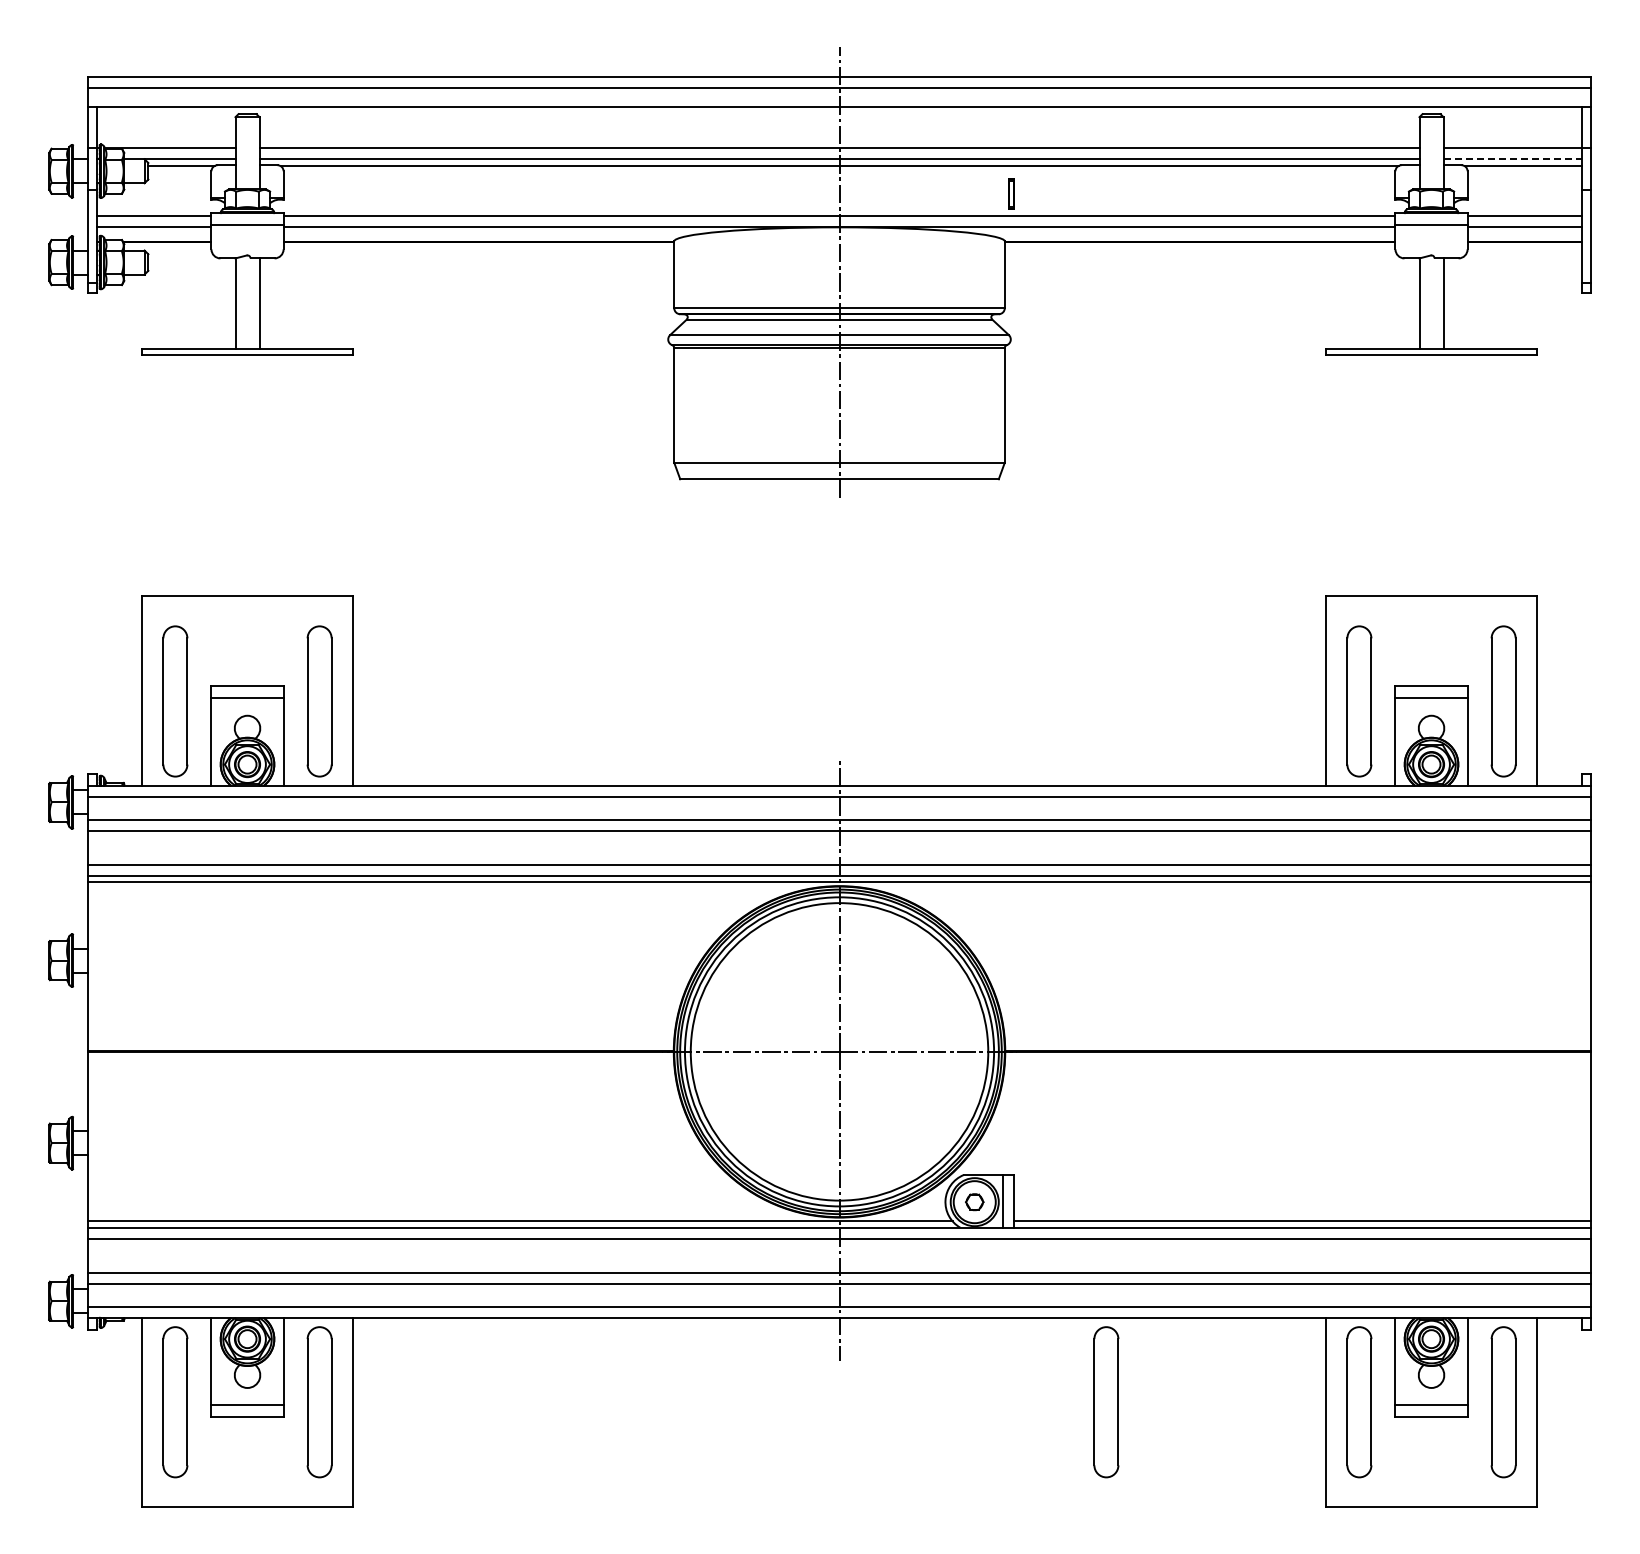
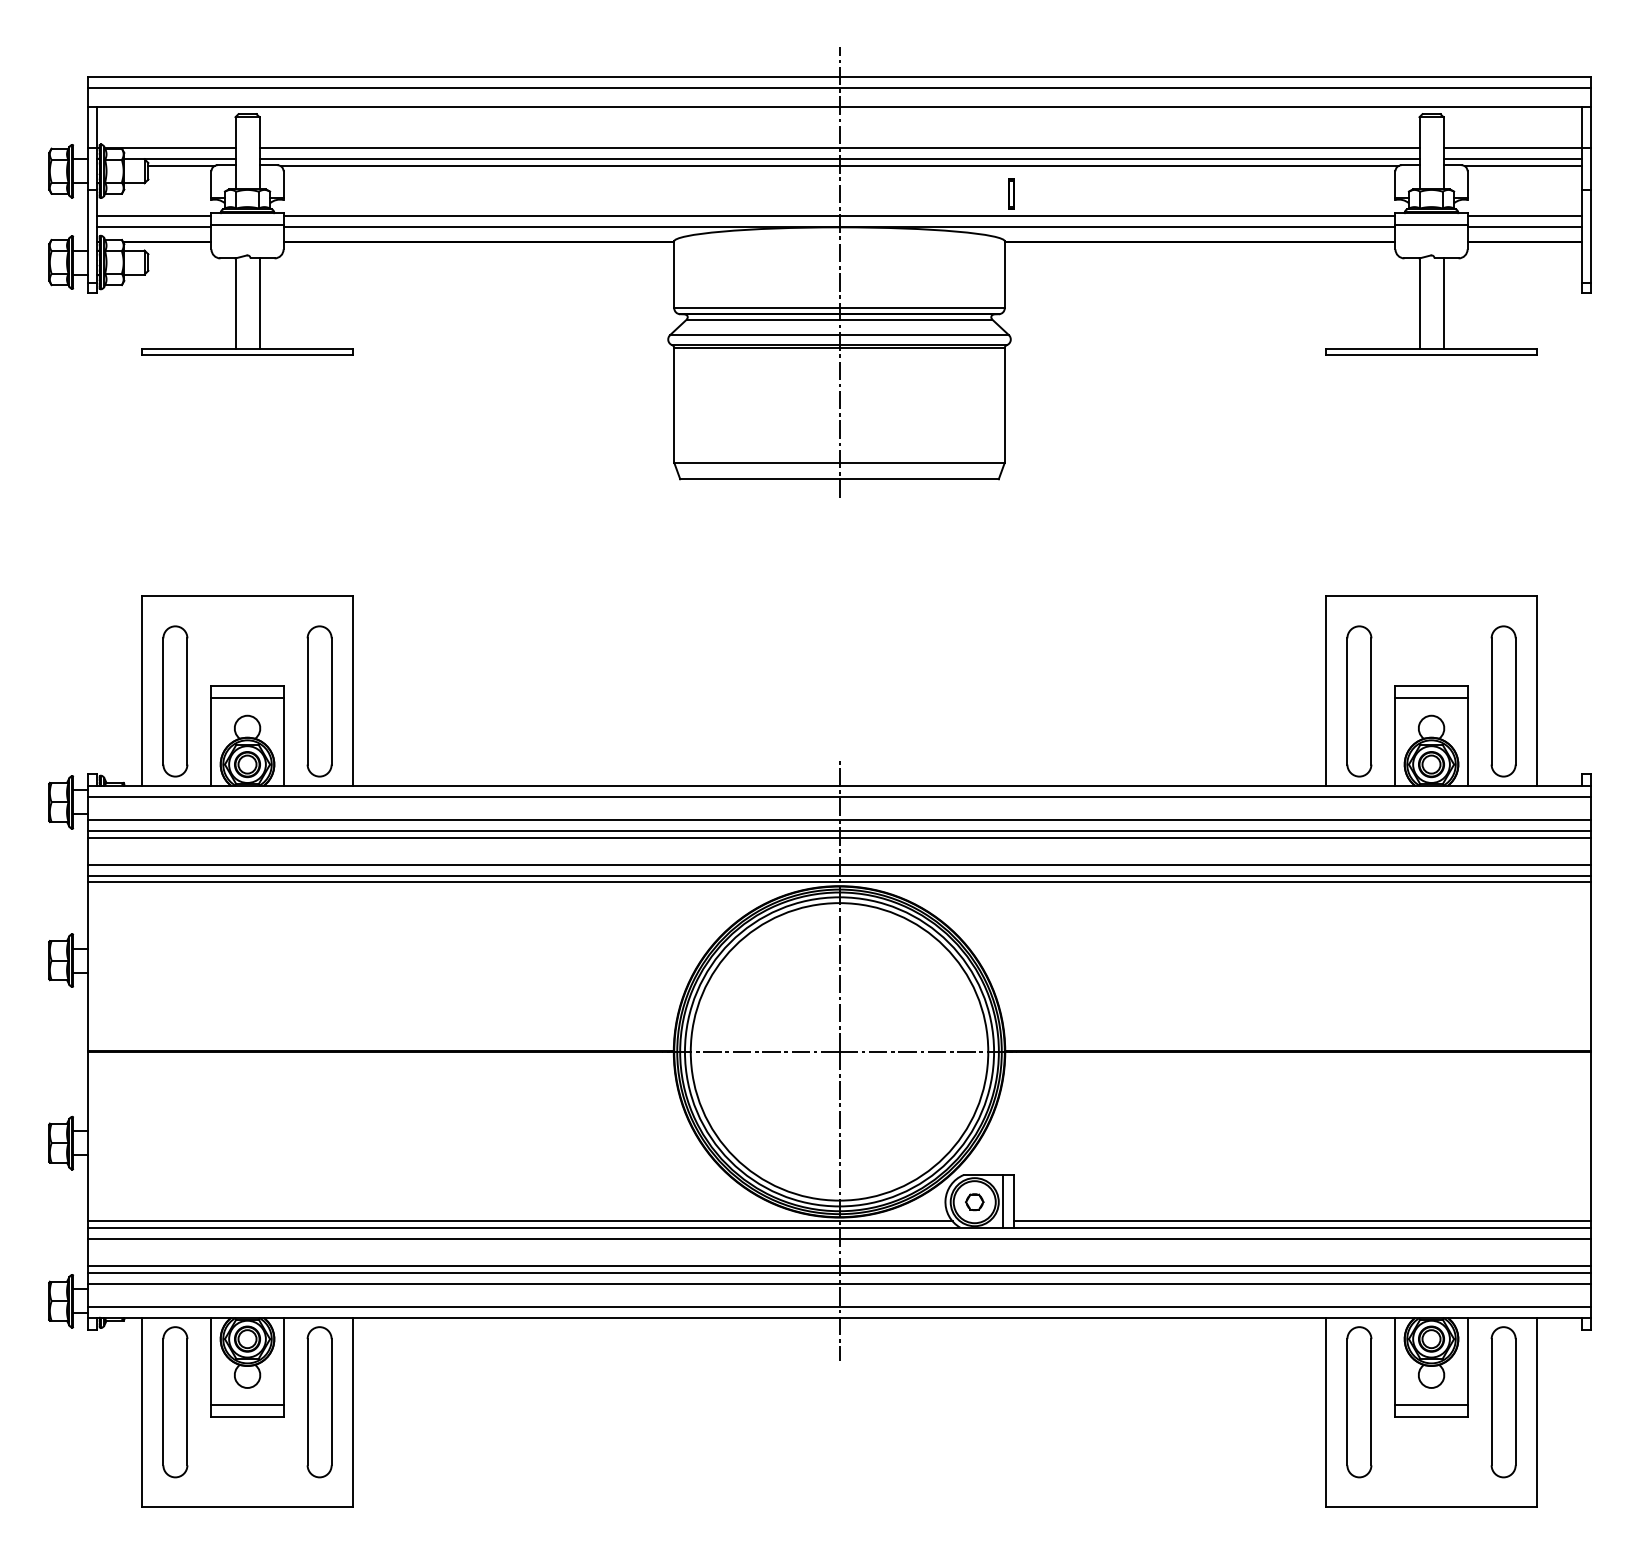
line: dashed -> solid (1513, 159)
line: none -> present (839, 837)
line: none -> present (839, 1265)
part: present -> none (1106, 1402)
